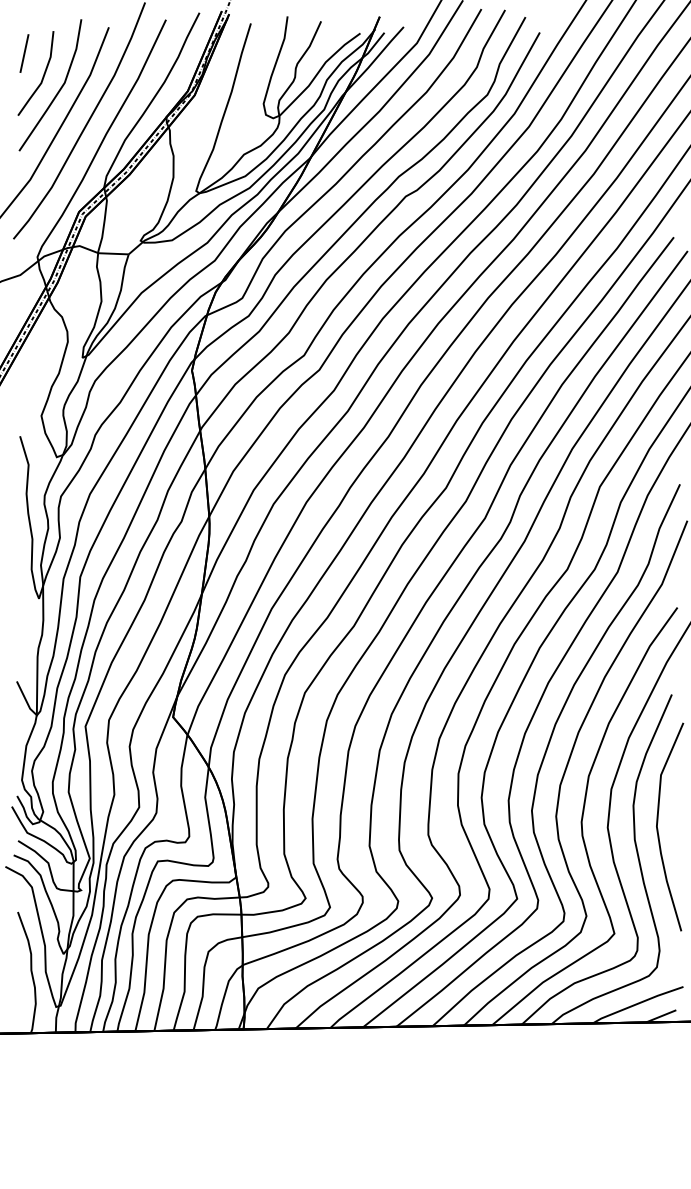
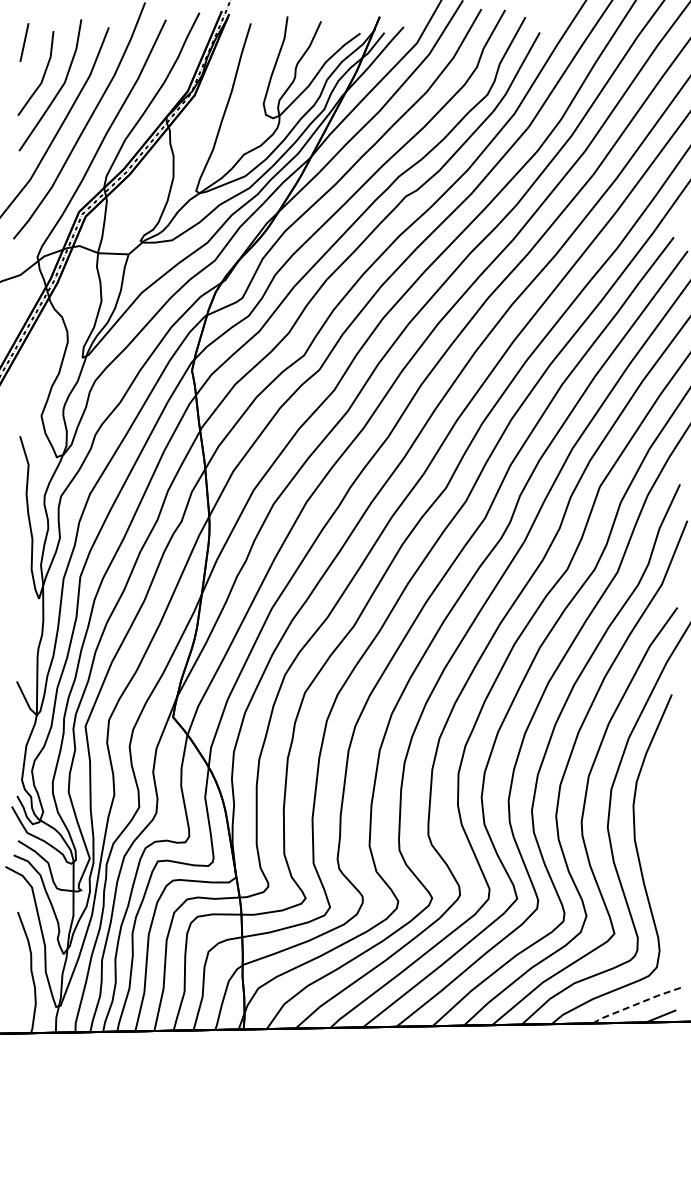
line position: (24, 53) -> (24, 42) (24, 42)
curve: present -> none (658, 828)
line: solid -> dashed (638, 1003)
